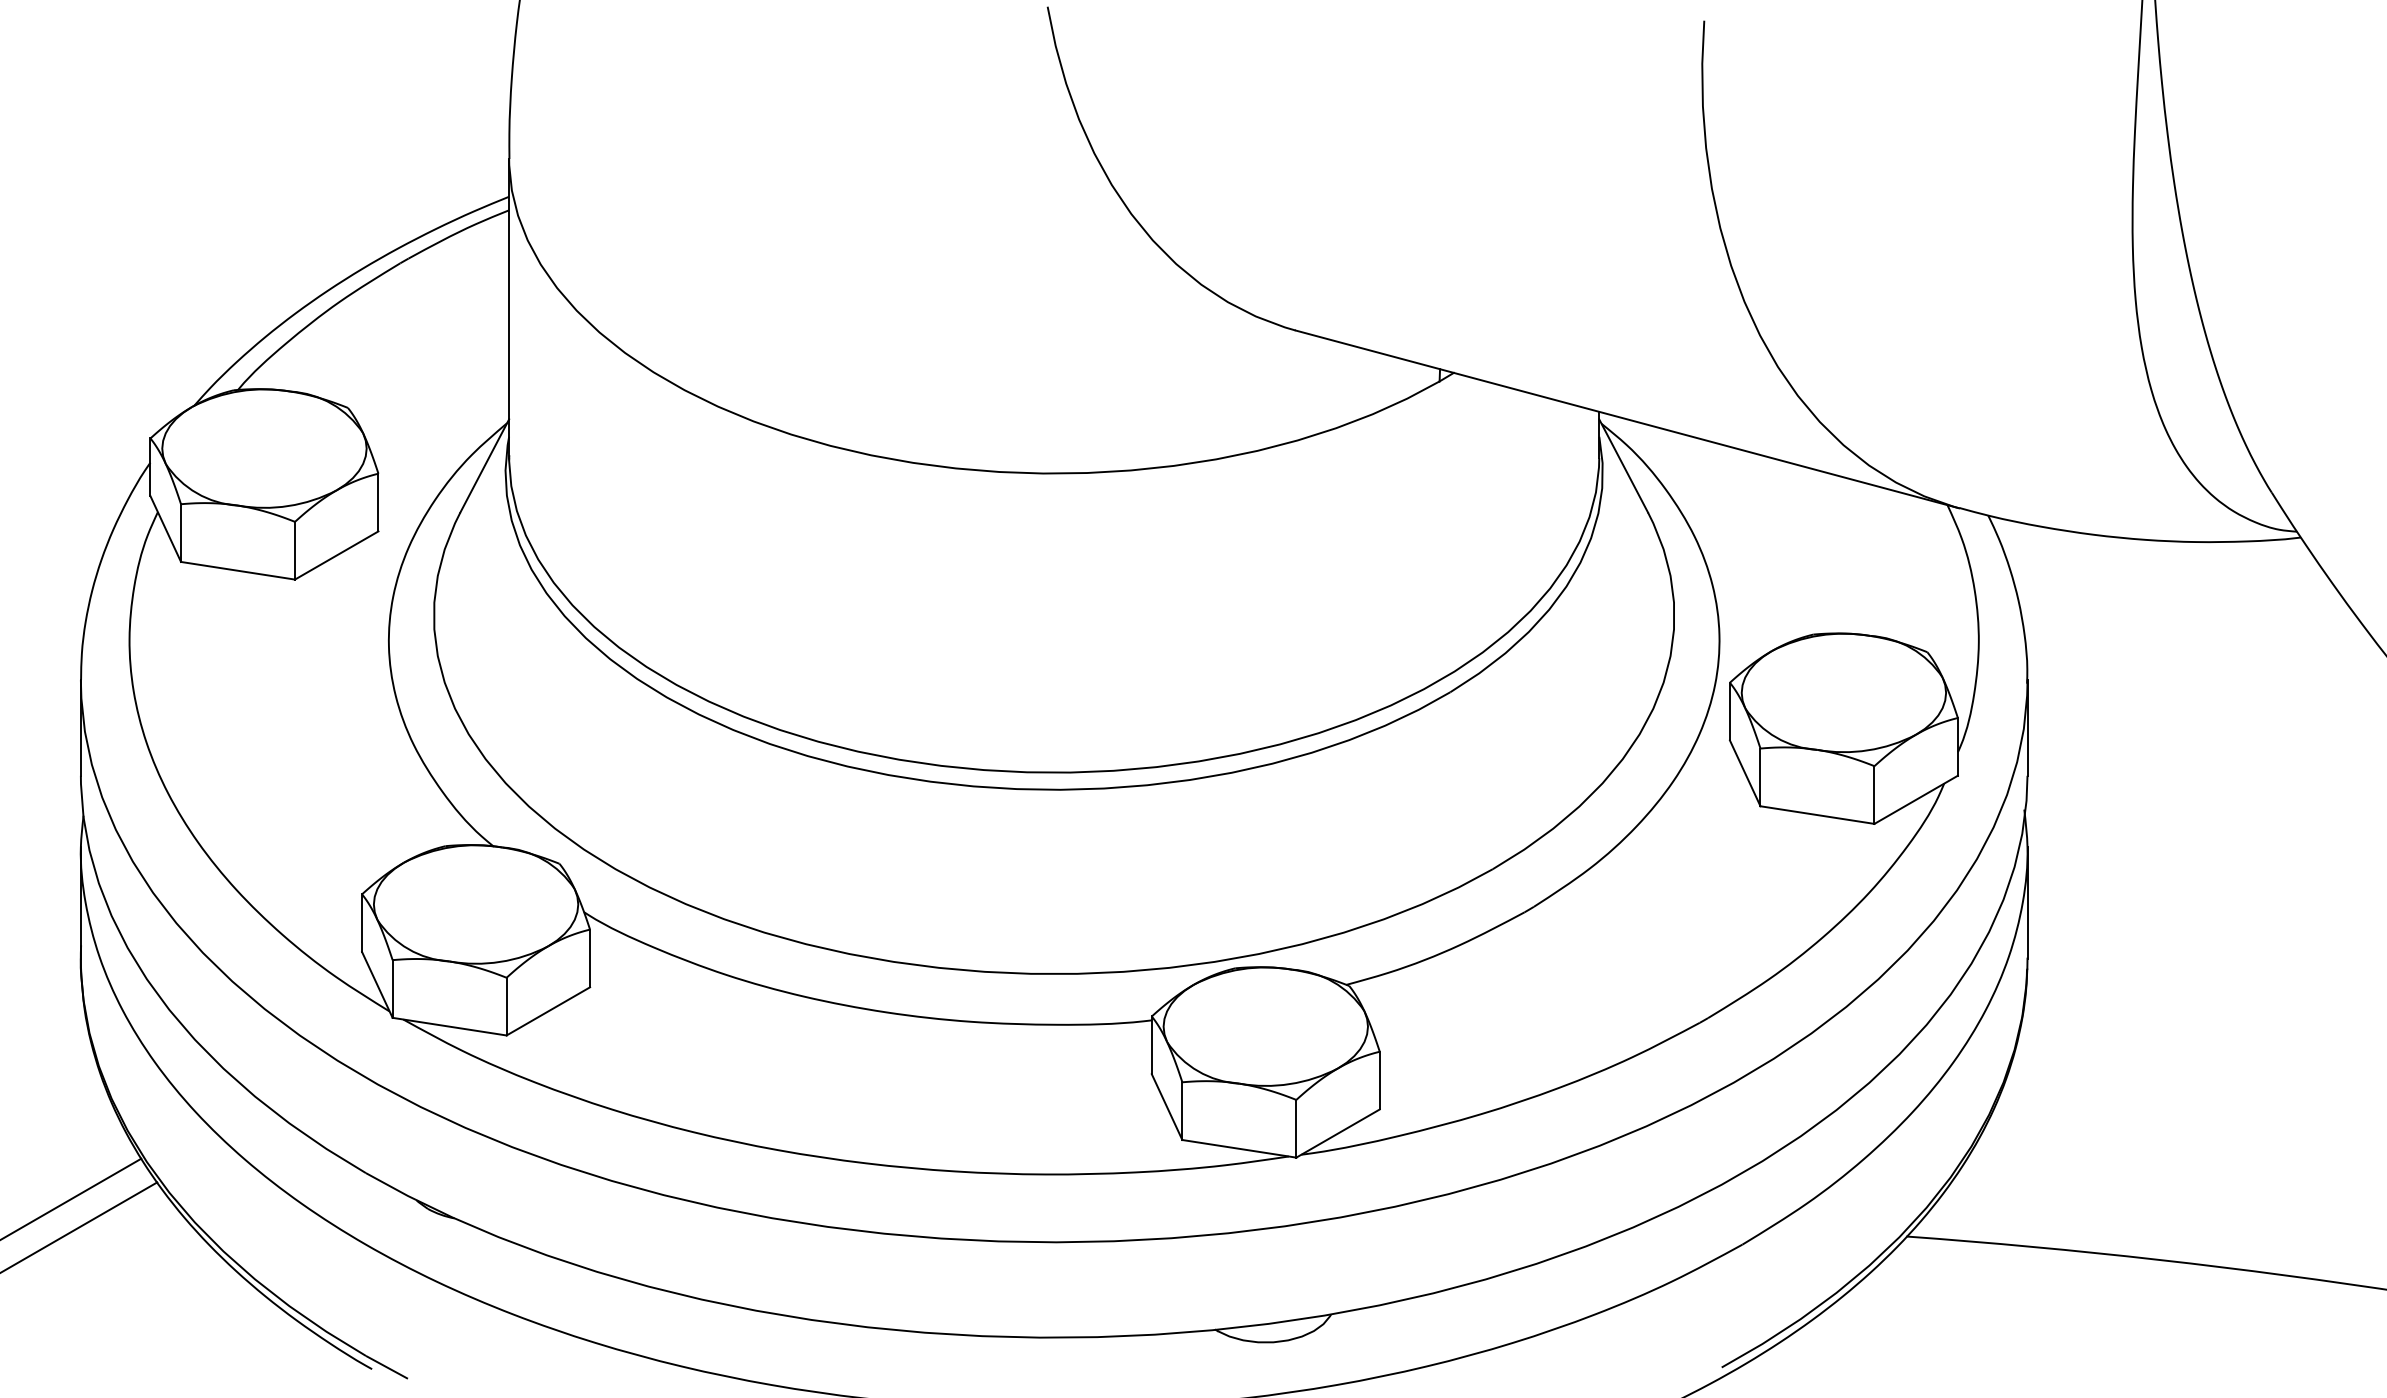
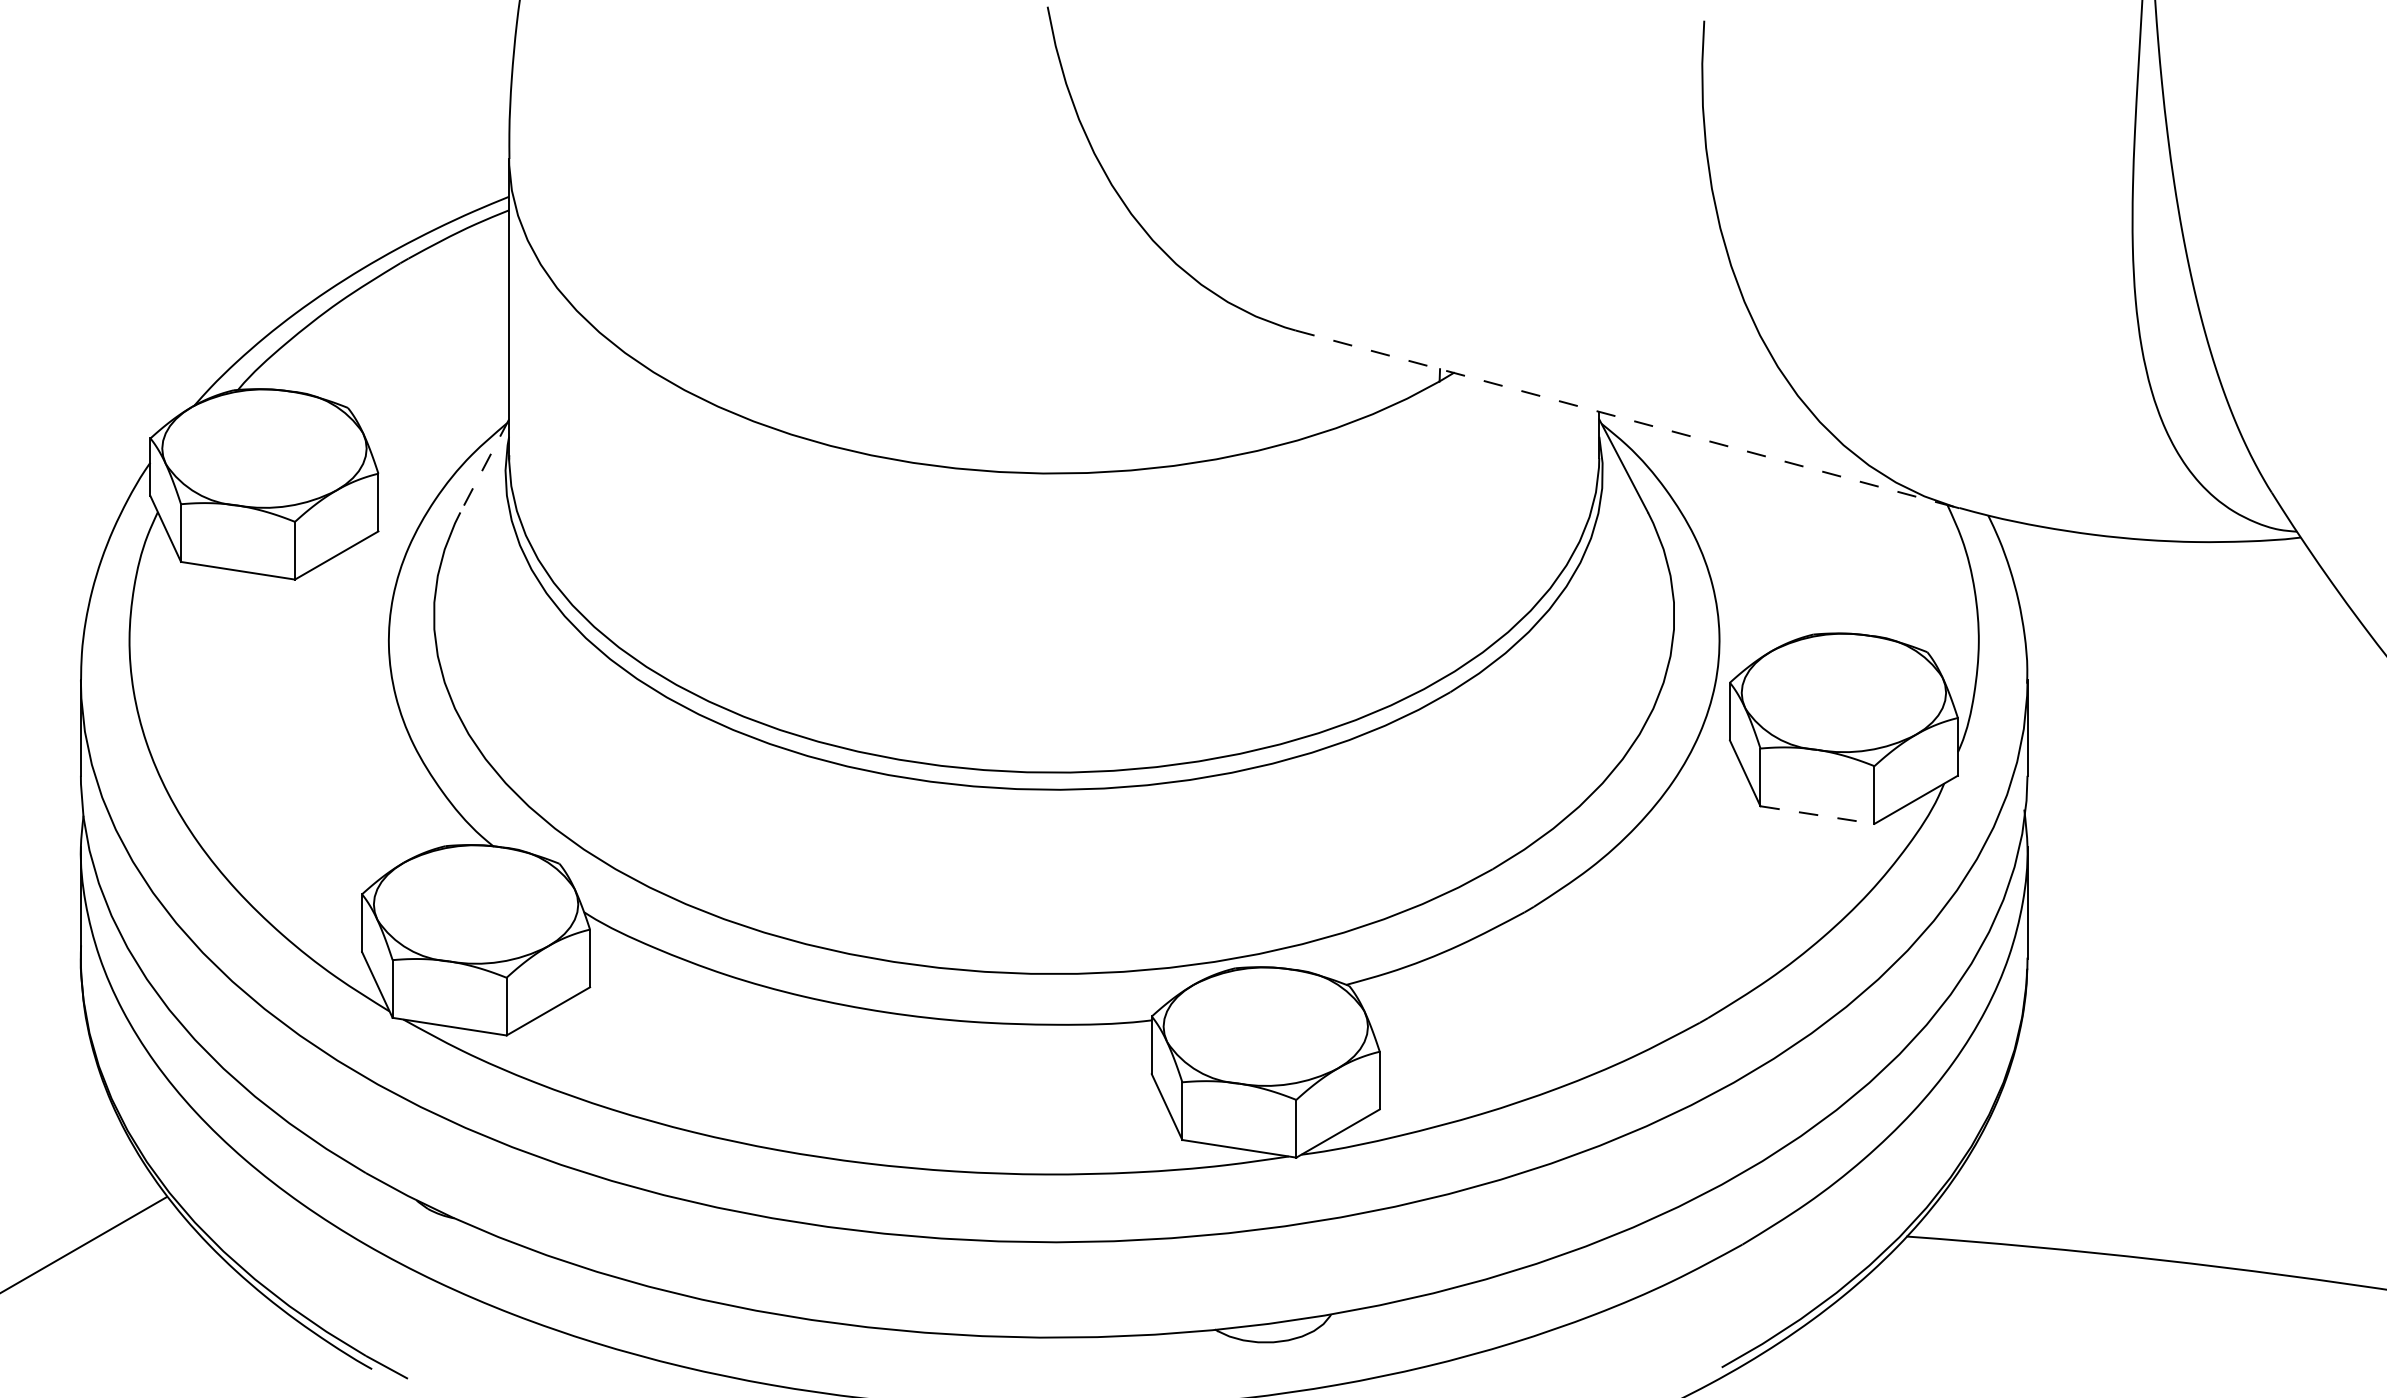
line: solid -> dashed (1627, 419)
line: solid -> dashed (484, 465)
line: solid -> dashed (1817, 815)
line: present -> none (71, 1198)
line position: (79, 1226) -> (84, 1244) (84, 1244)
